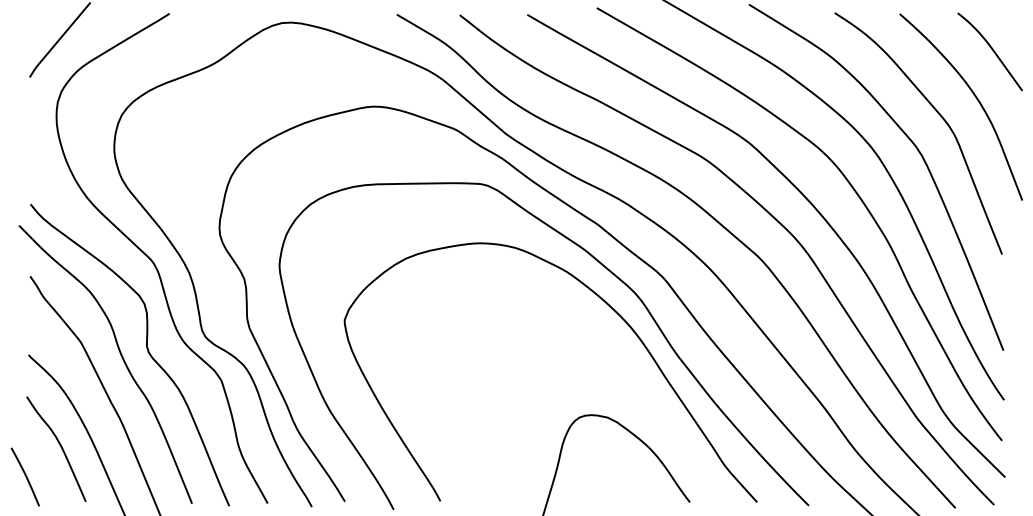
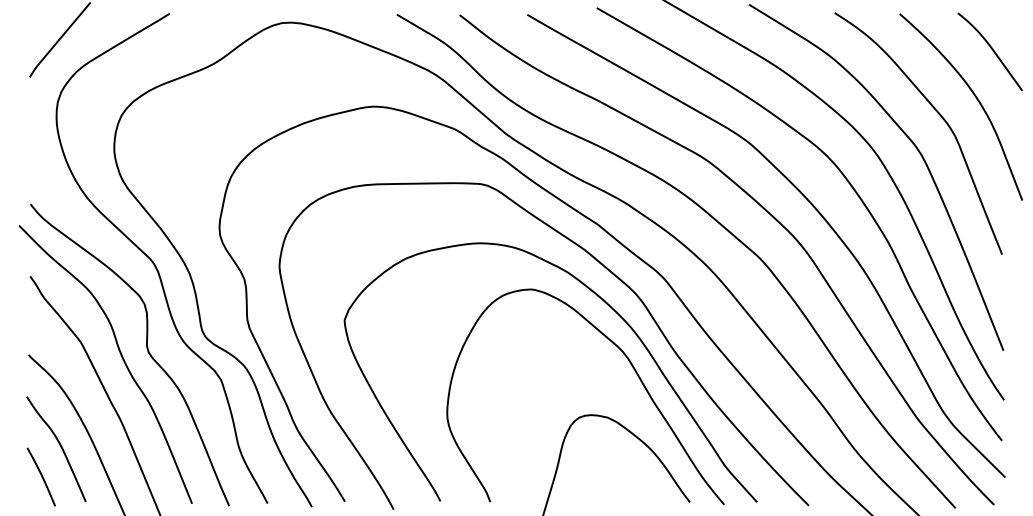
curve: none -> present (631, 366)
curve position: (24, 475) -> (40, 475) (40, 475)
